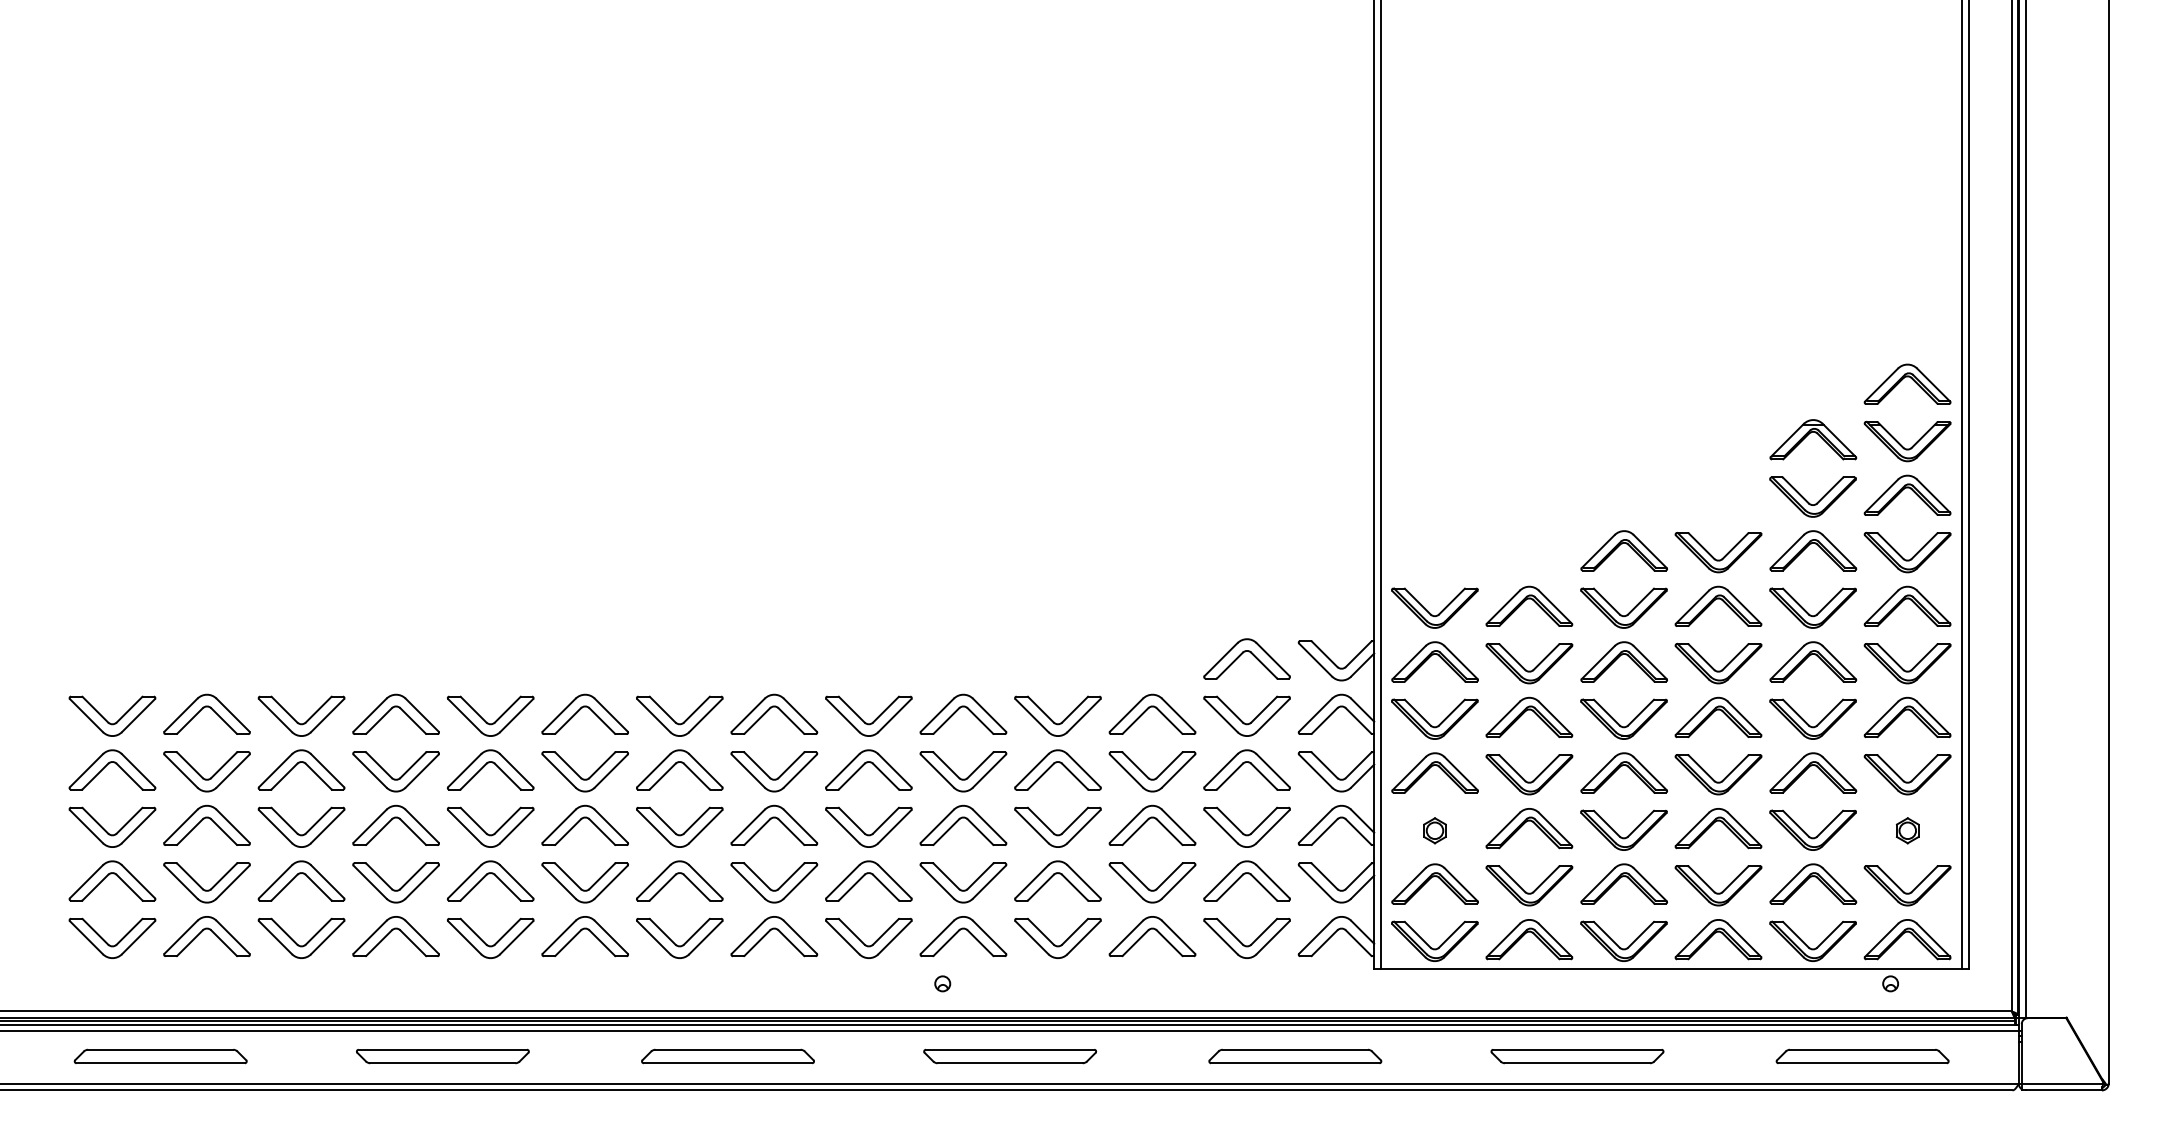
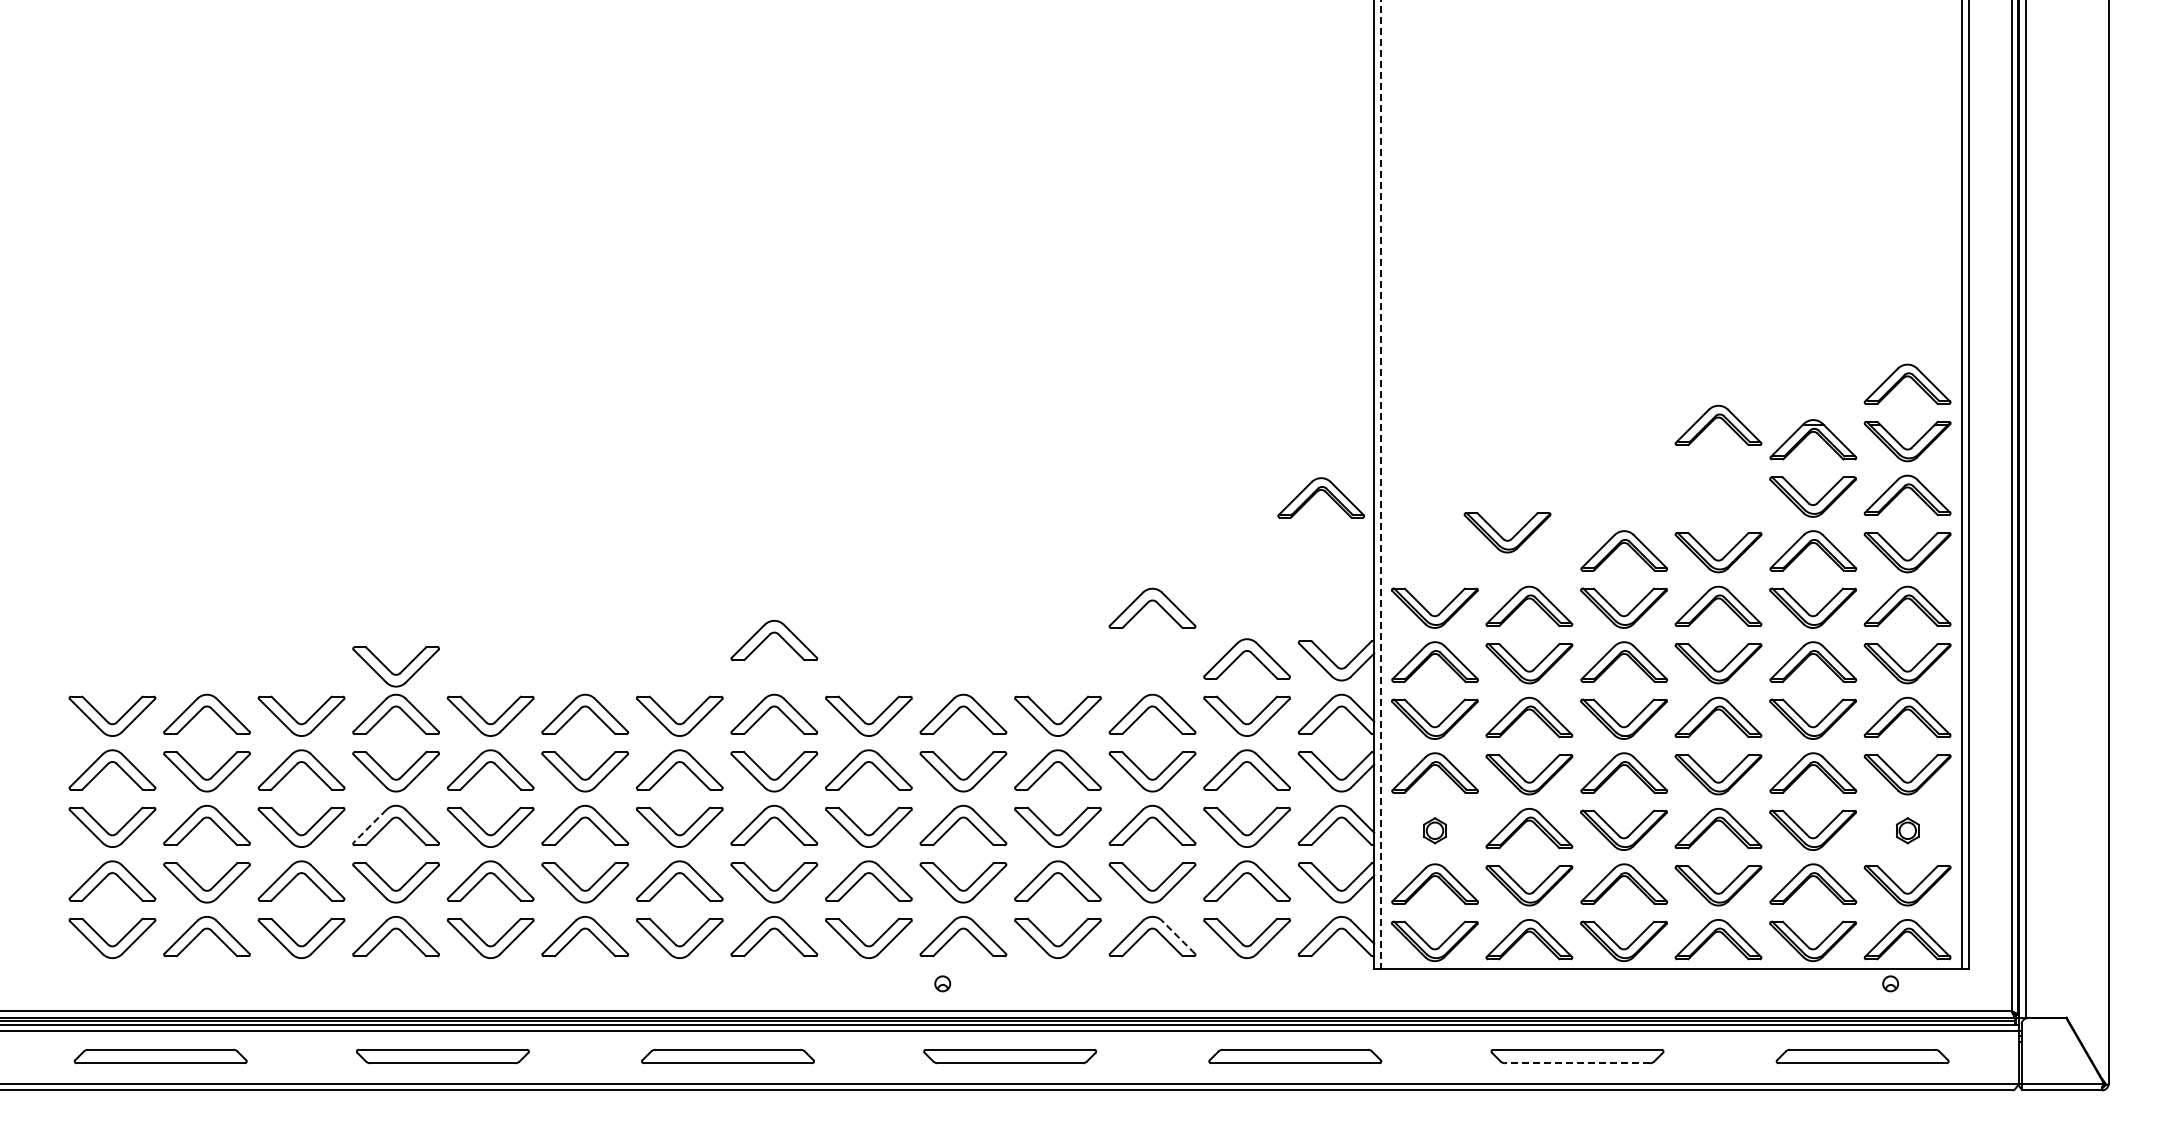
part: none -> present (1718, 424)
line: solid -> dashed (1381, 485)
part: none -> present (1320, 497)
part: none -> present (1502, 536)
part: none -> present (1152, 607)
part: none -> present (770, 635)
part: none -> present (390, 670)
line: solid -> dashed (369, 826)
line: solid -> dashed (1178, 936)
line: solid -> dashed (1577, 1063)
